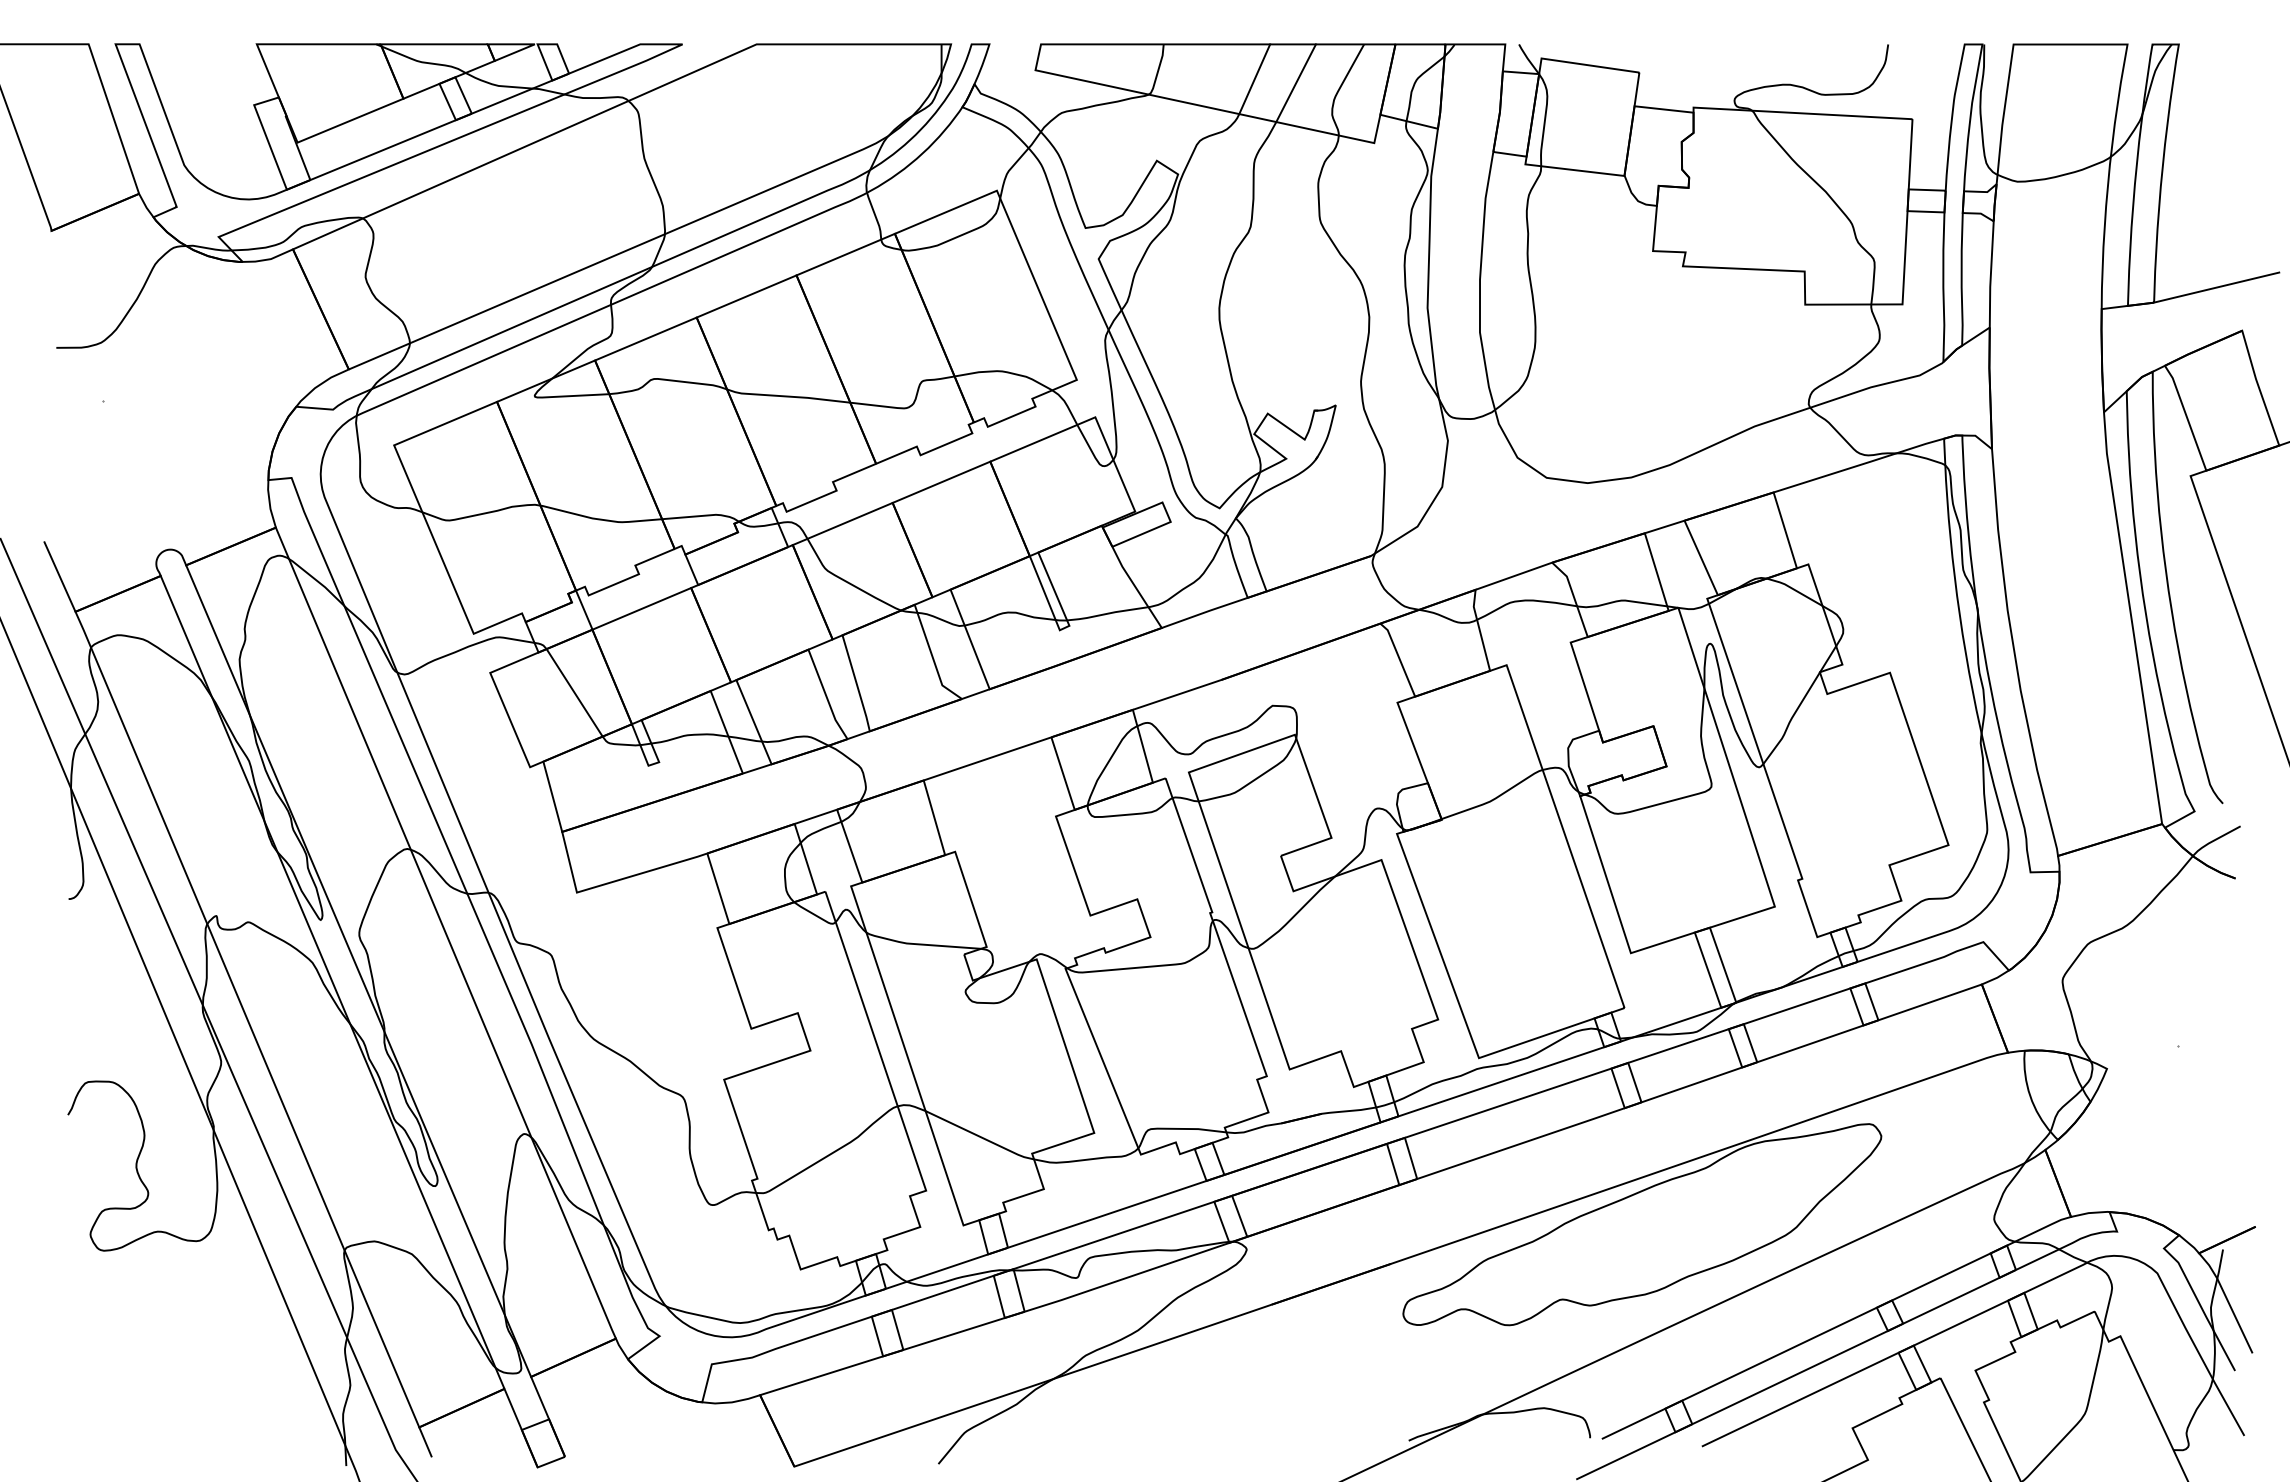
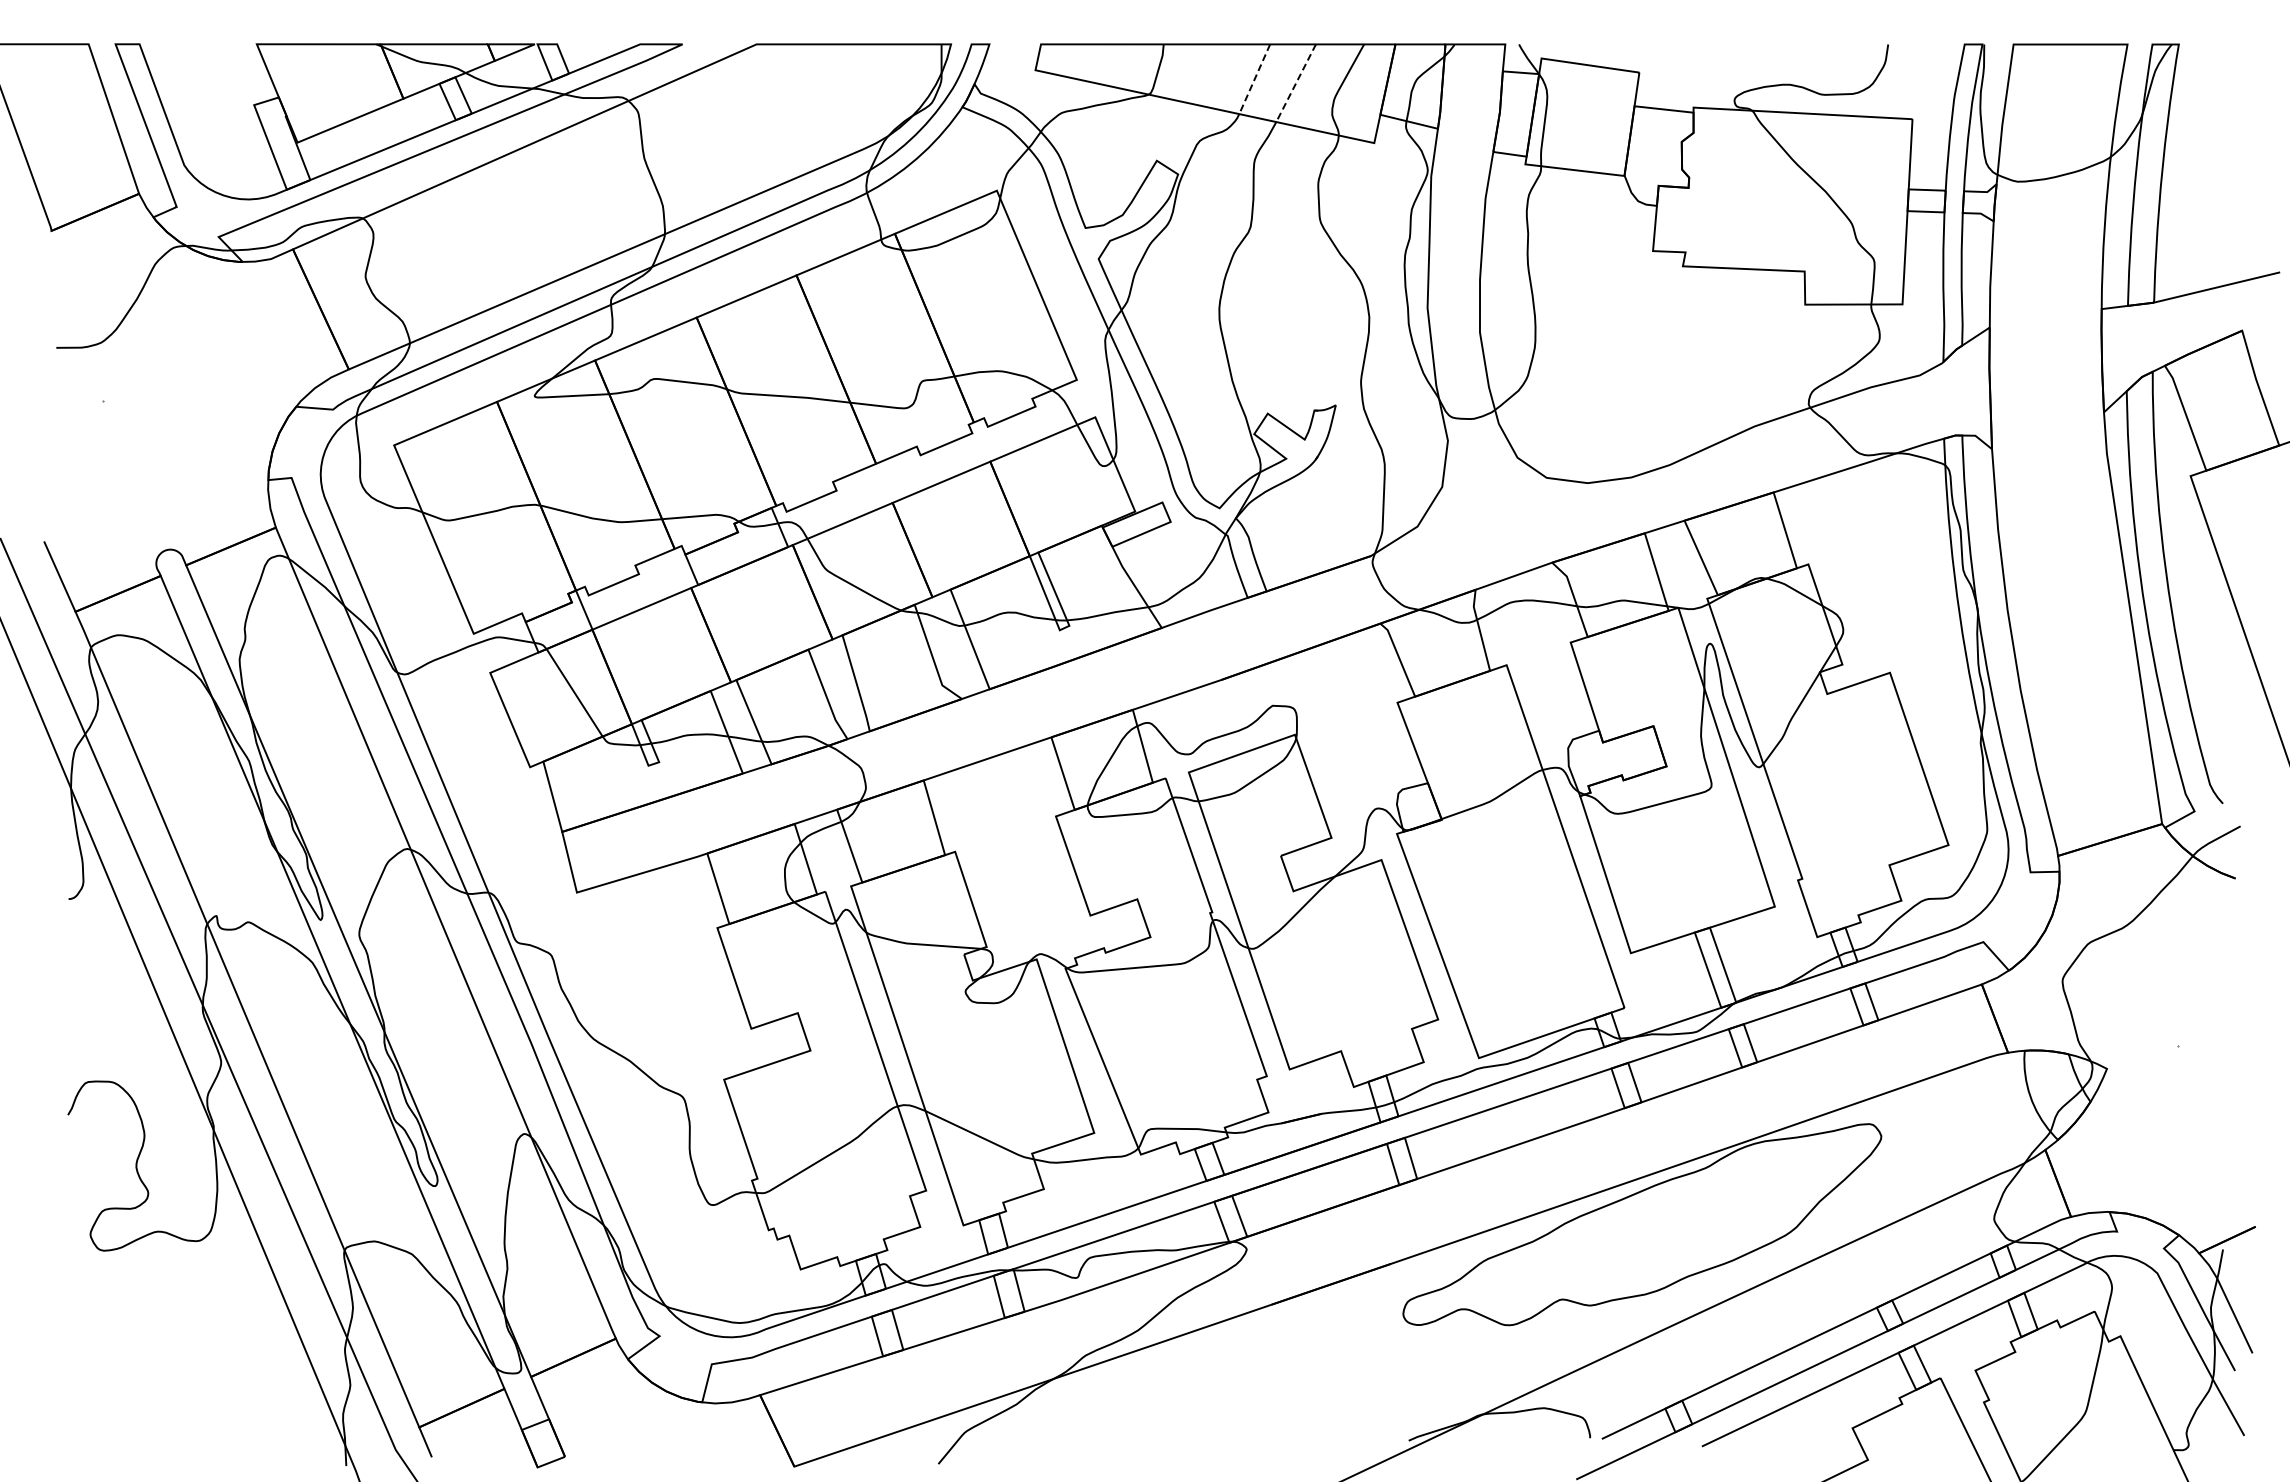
line: solid -> dashed (1254, 79)
line: solid -> dashed (1296, 83)
